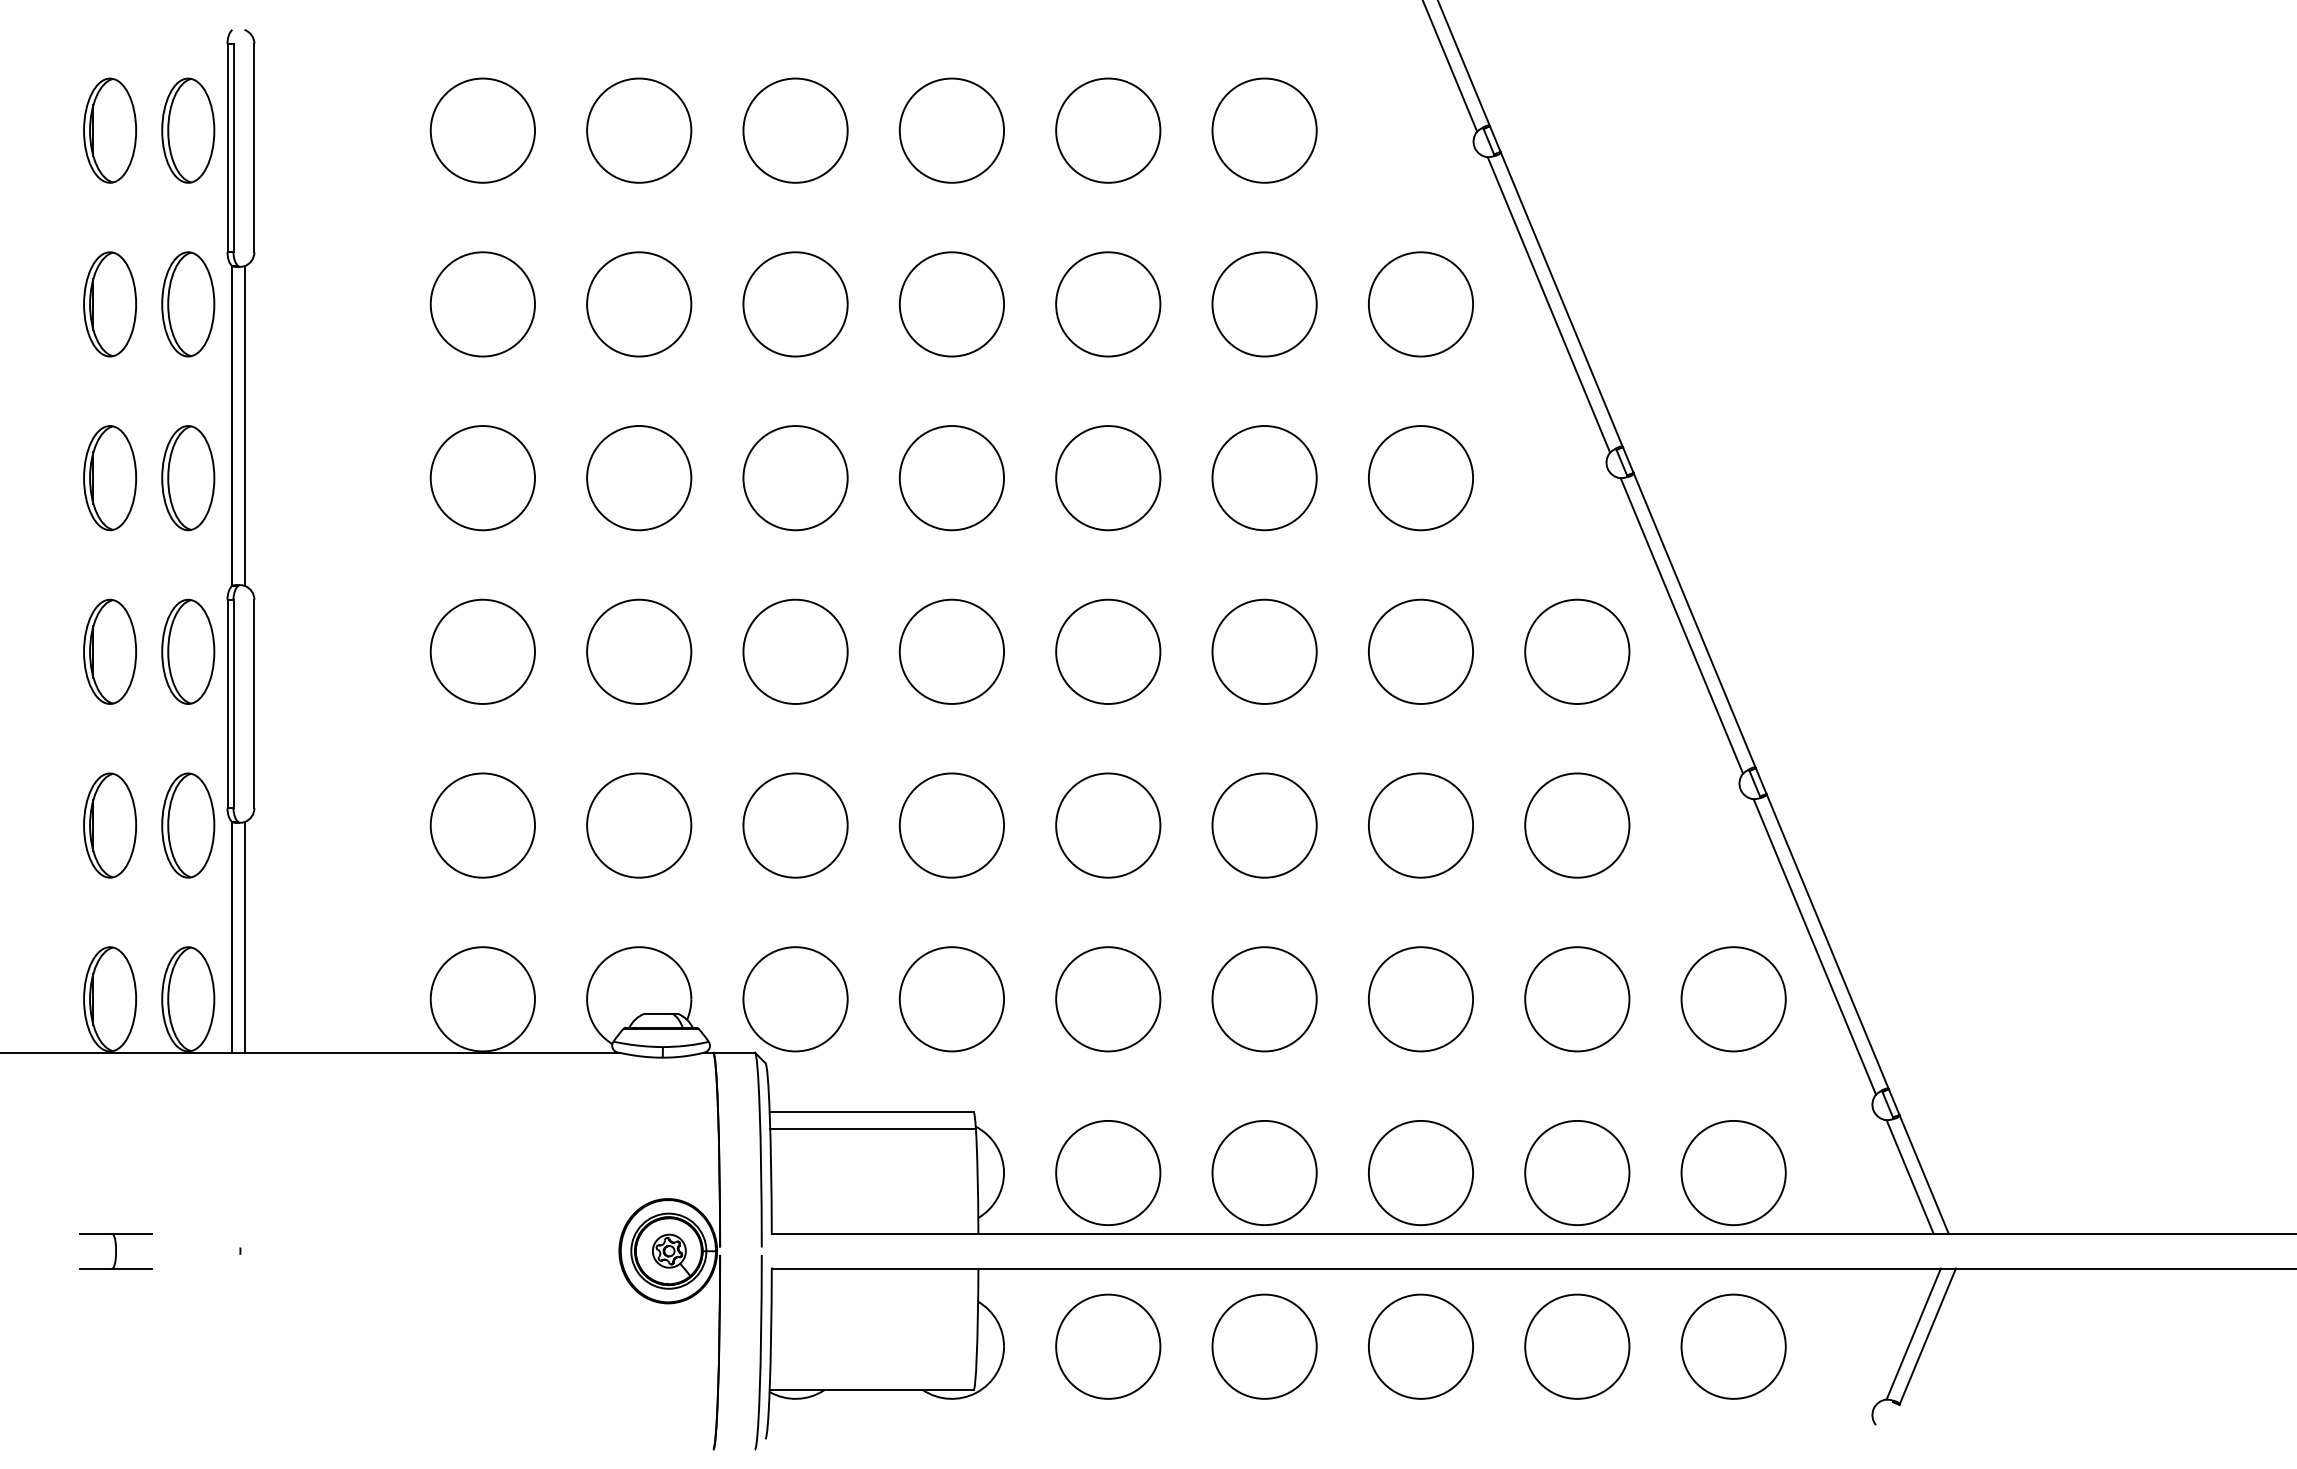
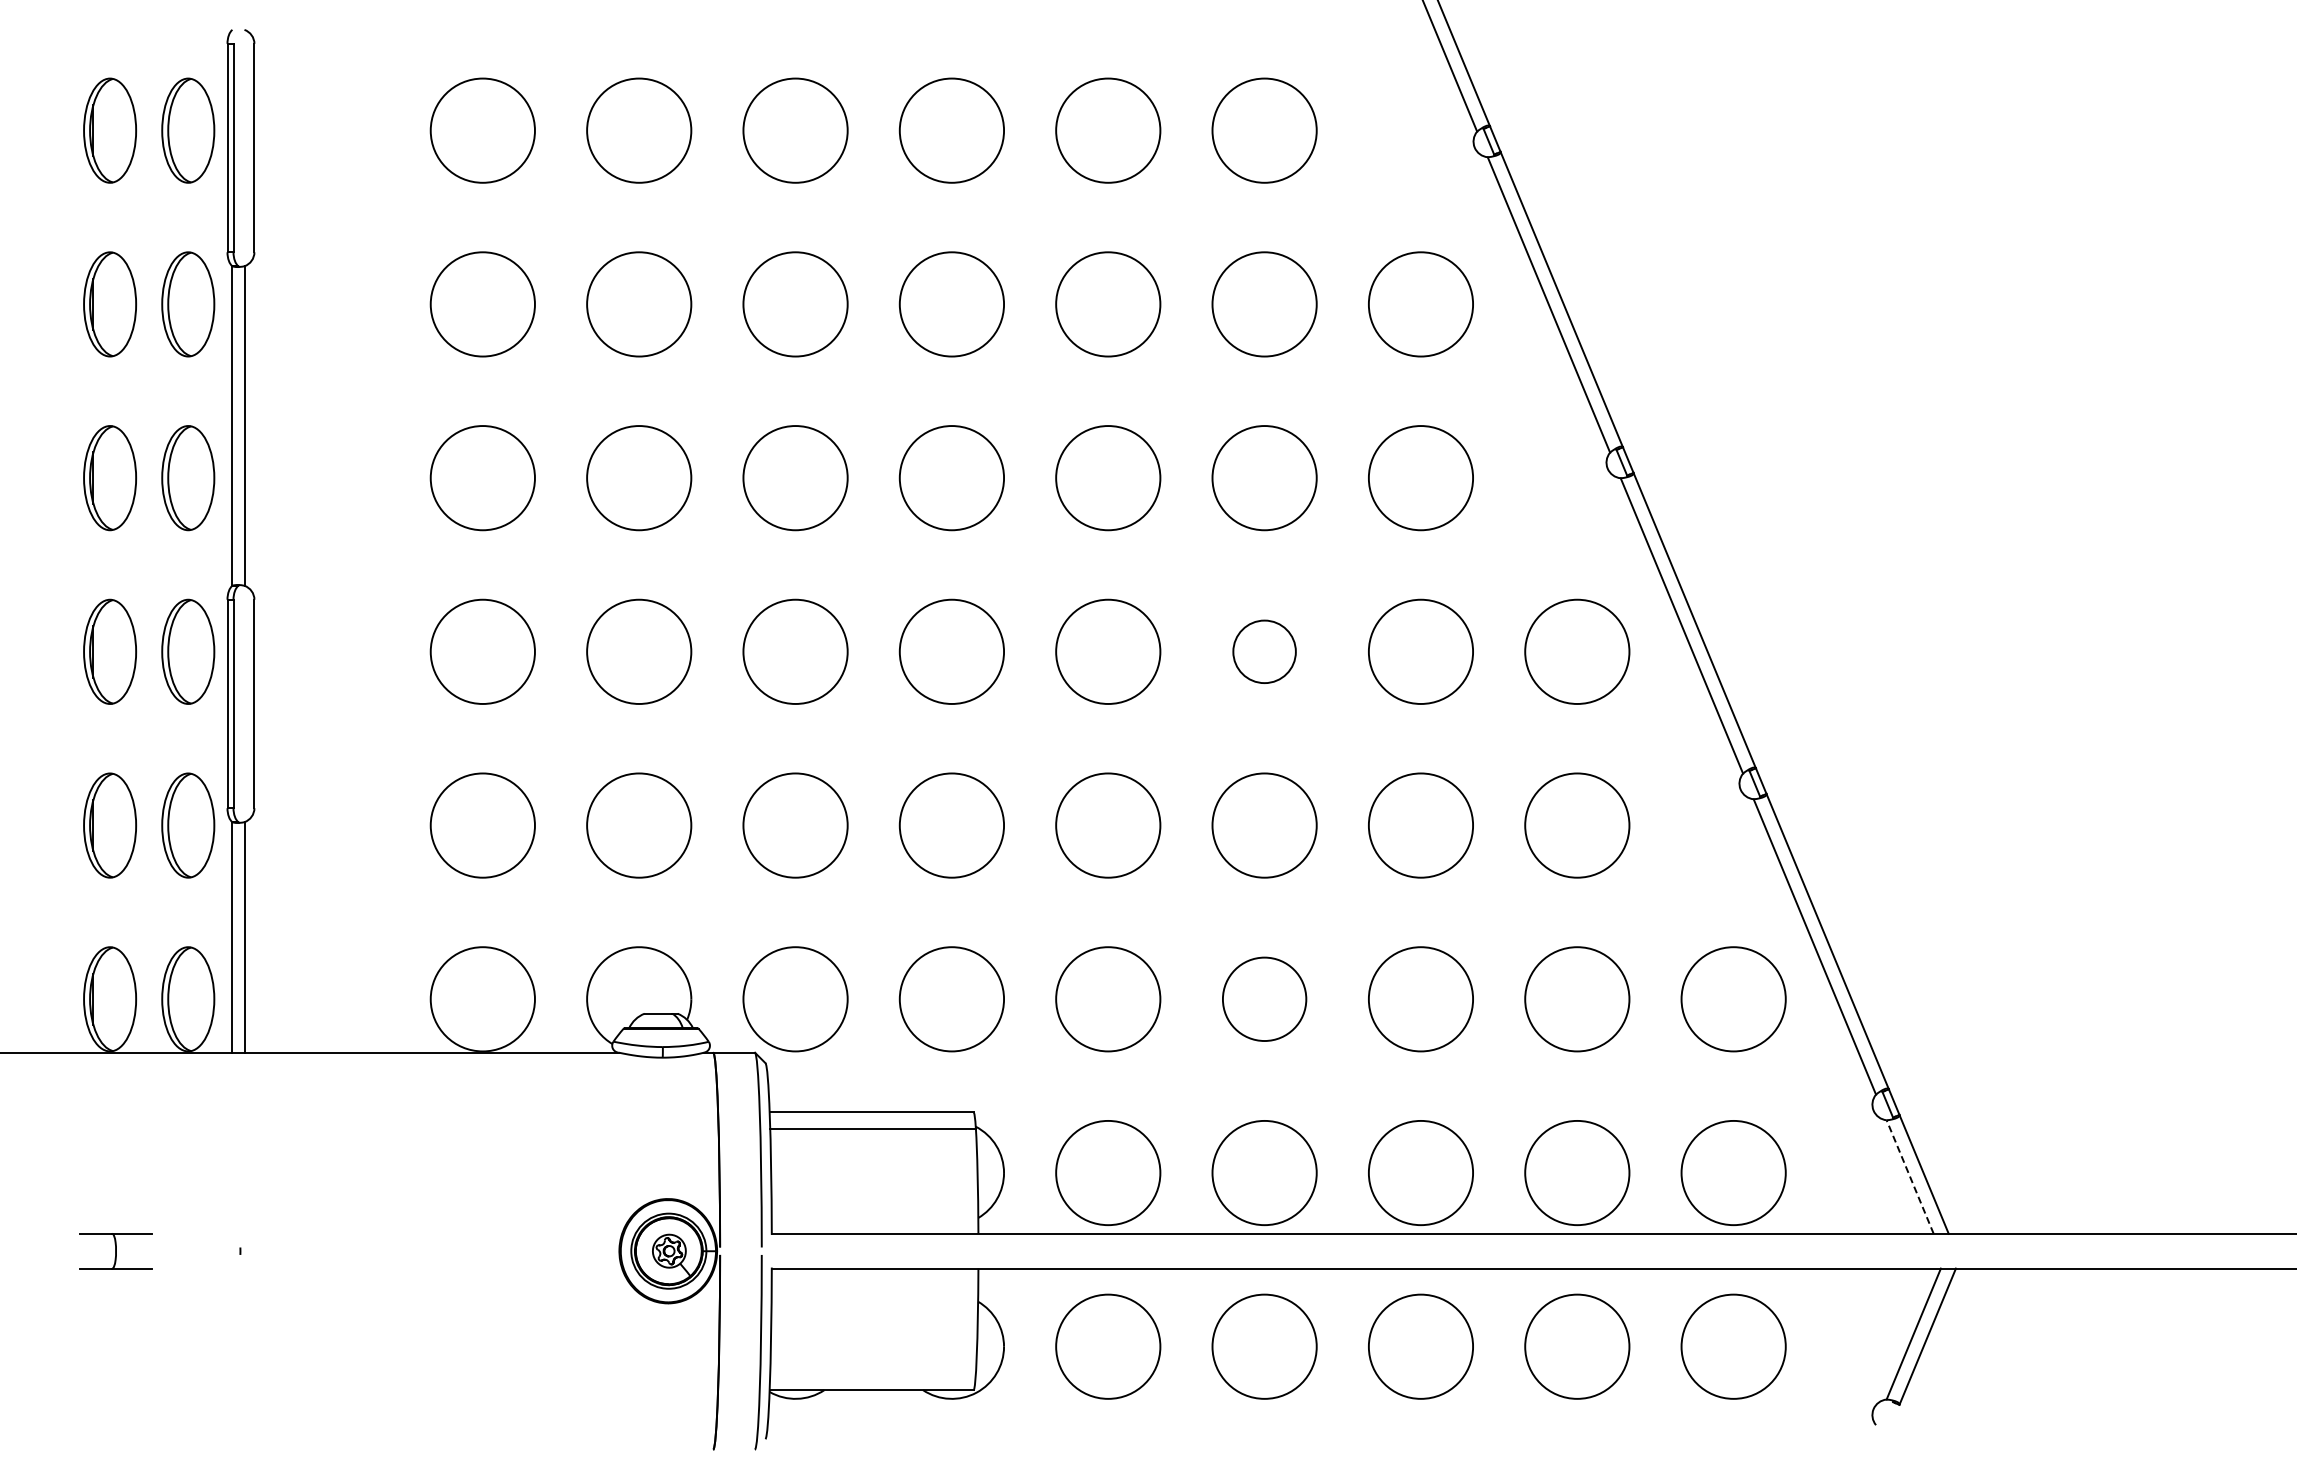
circle diameter: 104 px -> 63 px (1264, 651)
circle diameter: 104 px -> 83 px (1264, 999)
line: solid -> dashed (1909, 1176)
